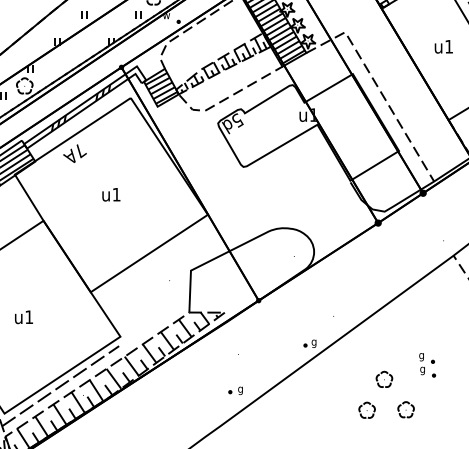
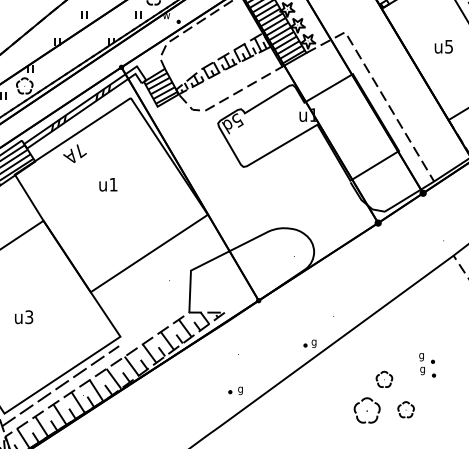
text: u1 -> u5 (448, 46)
text position: (111, 194) -> (108, 184) (108, 184)
text: u1 -> u3 (29, 317)
part size: 18x18 px -> 28x27 px (366, 410)
